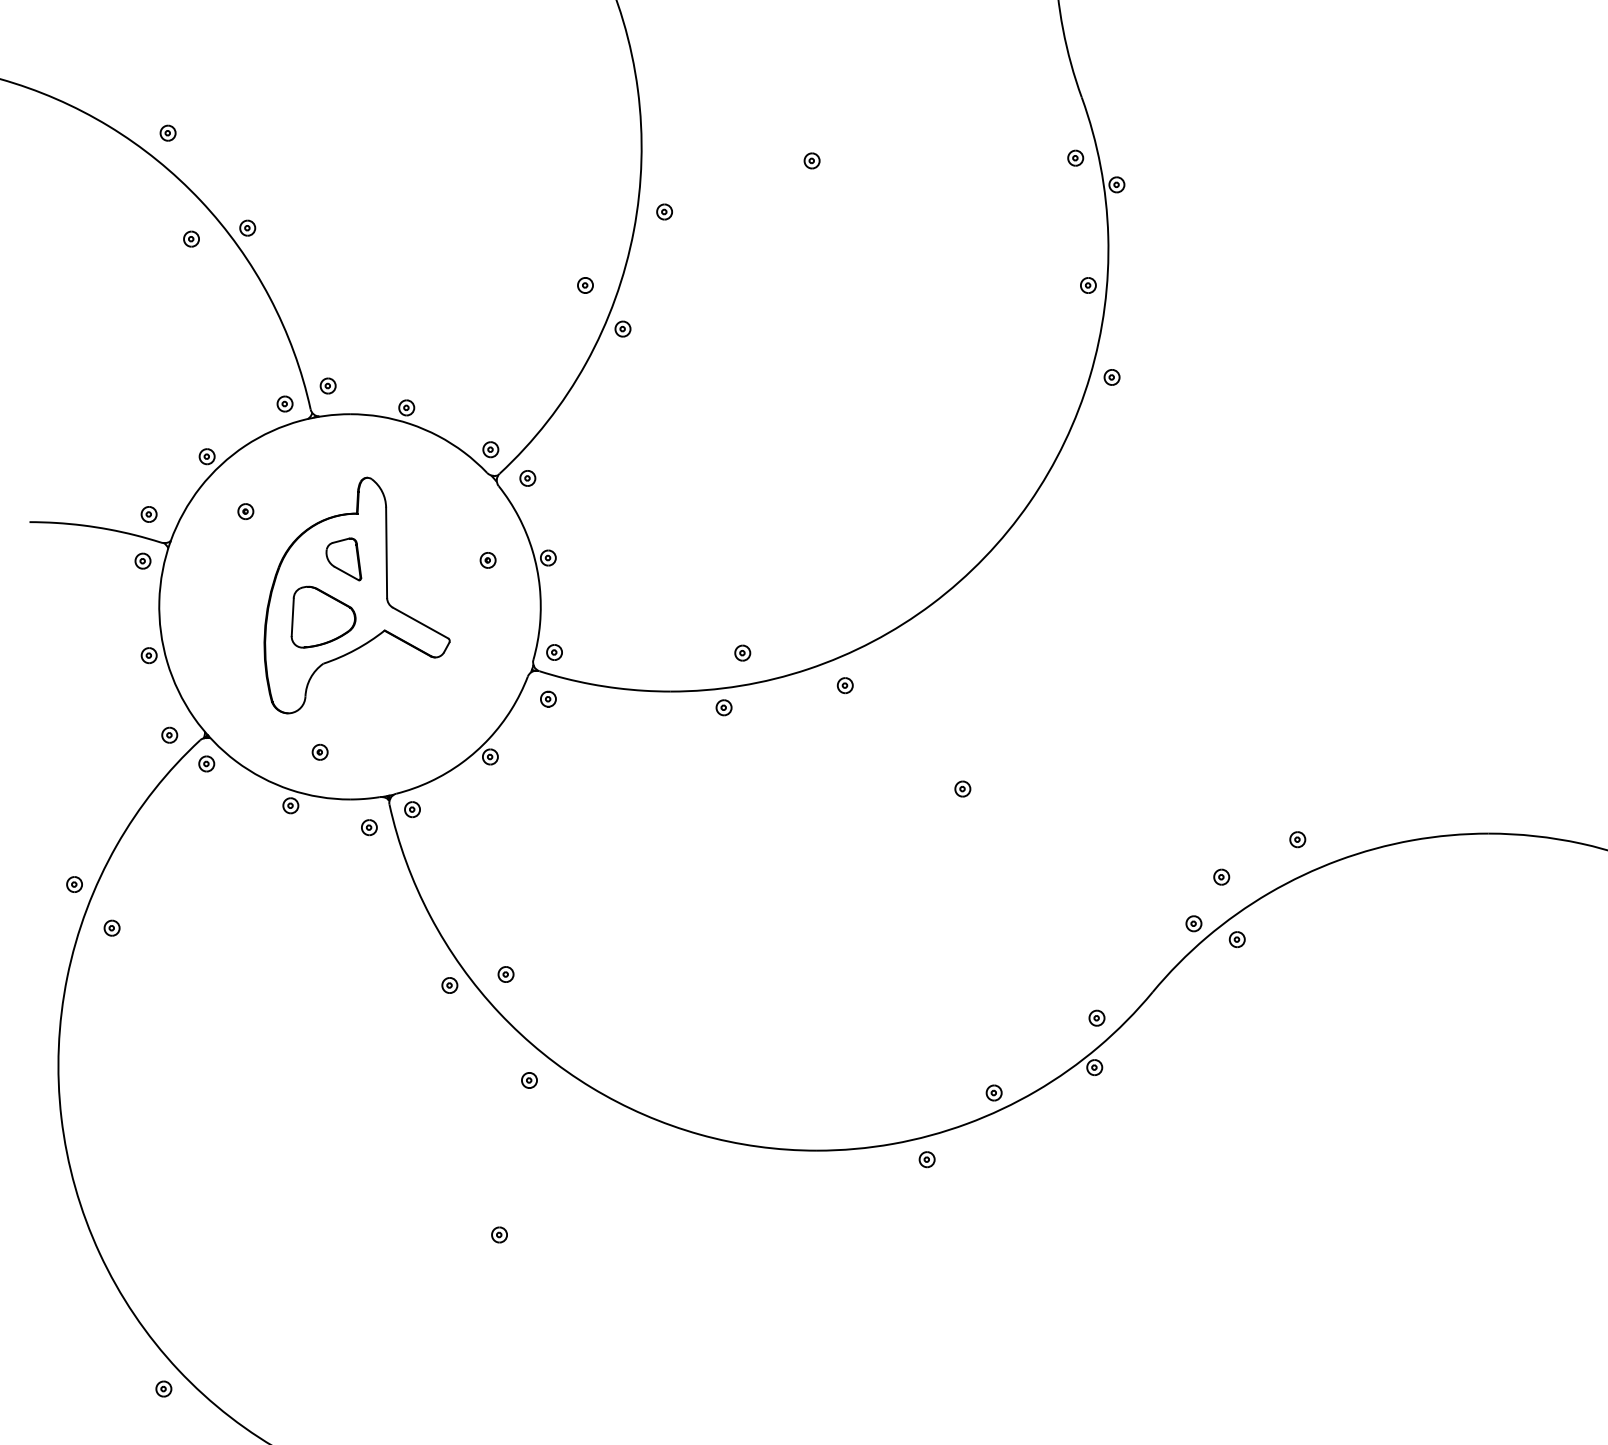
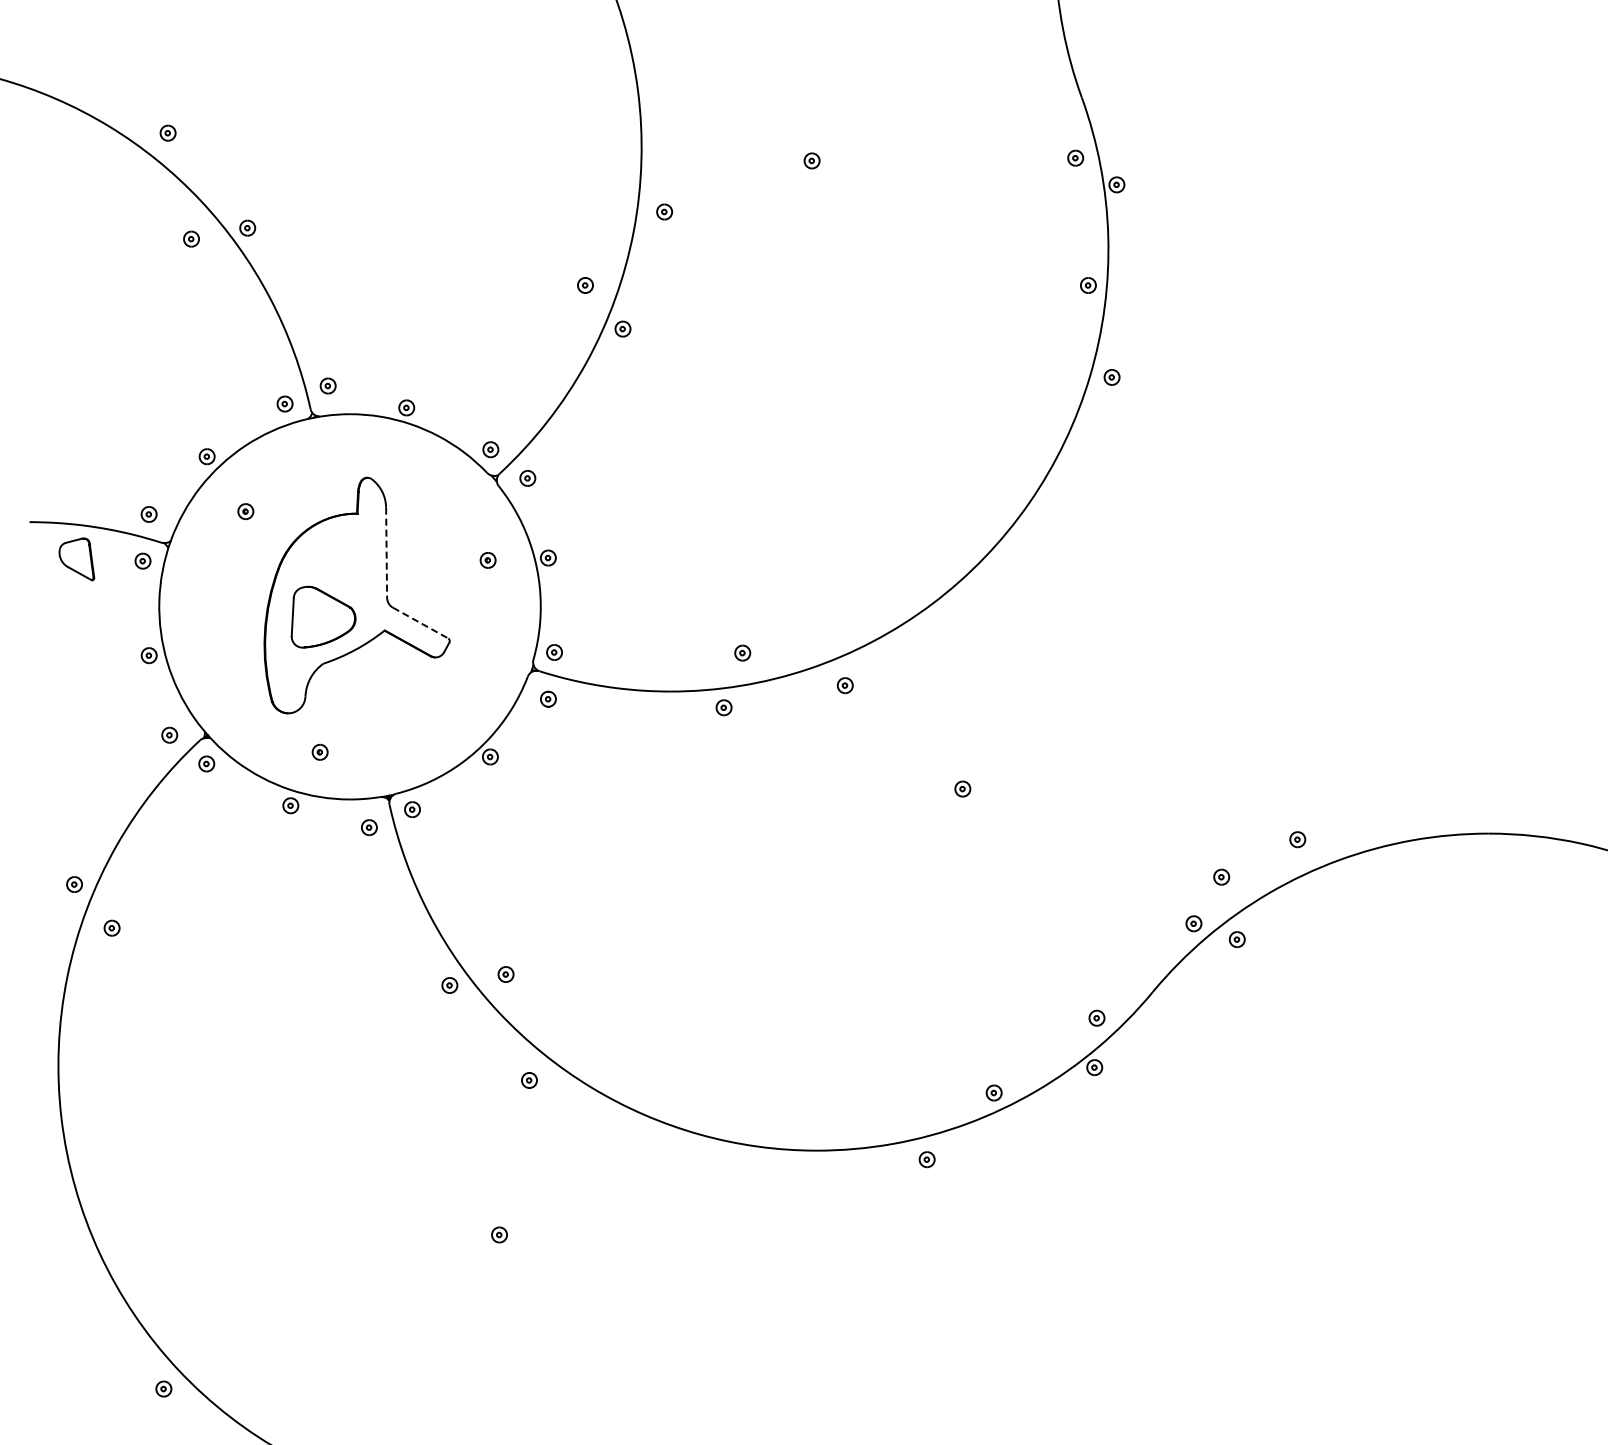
line: solid -> dashed (386, 553)
part position: (343, 559) -> (76, 559) (76, 559)
line: solid -> dashed (420, 623)
